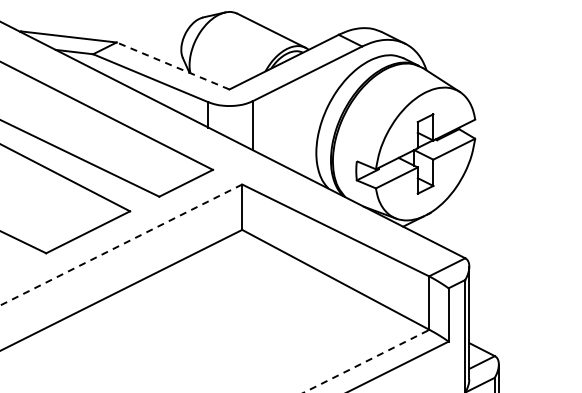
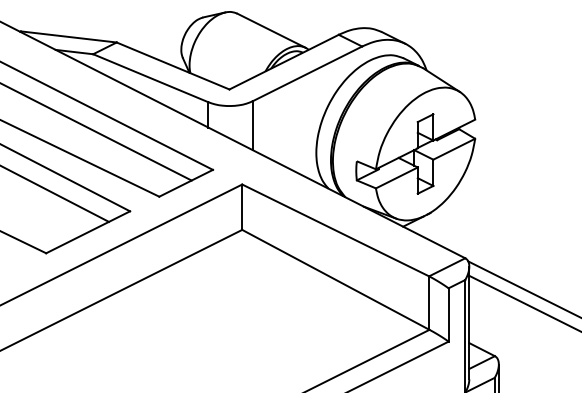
line: dashed -> solid (172, 65)
line: none -> present (96, 132)
line: none -> present (55, 193)
line: dashed -> solid (120, 245)
line: none -> present (523, 288)
line: none -> present (523, 302)
line: dashed -> solid (366, 361)
